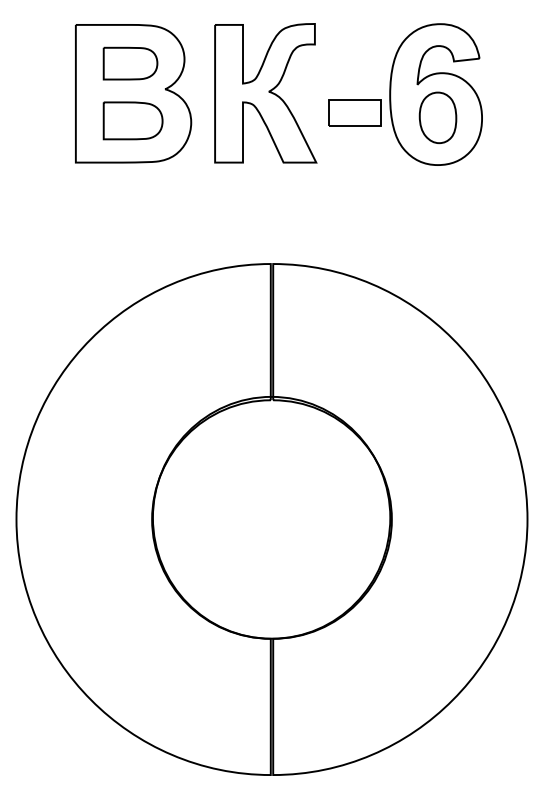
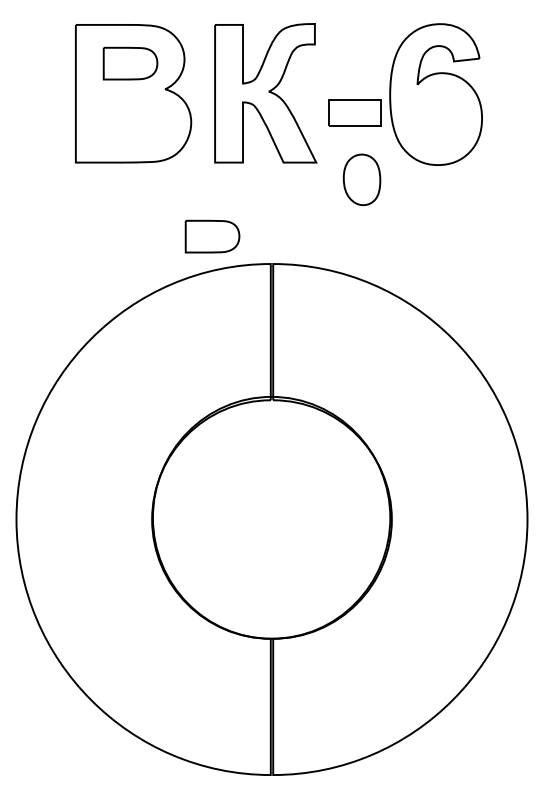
part position: (437, 117) -> (361, 179) (361, 179)
part: present -> none (132, 120)
part: none -> present (212, 236)
